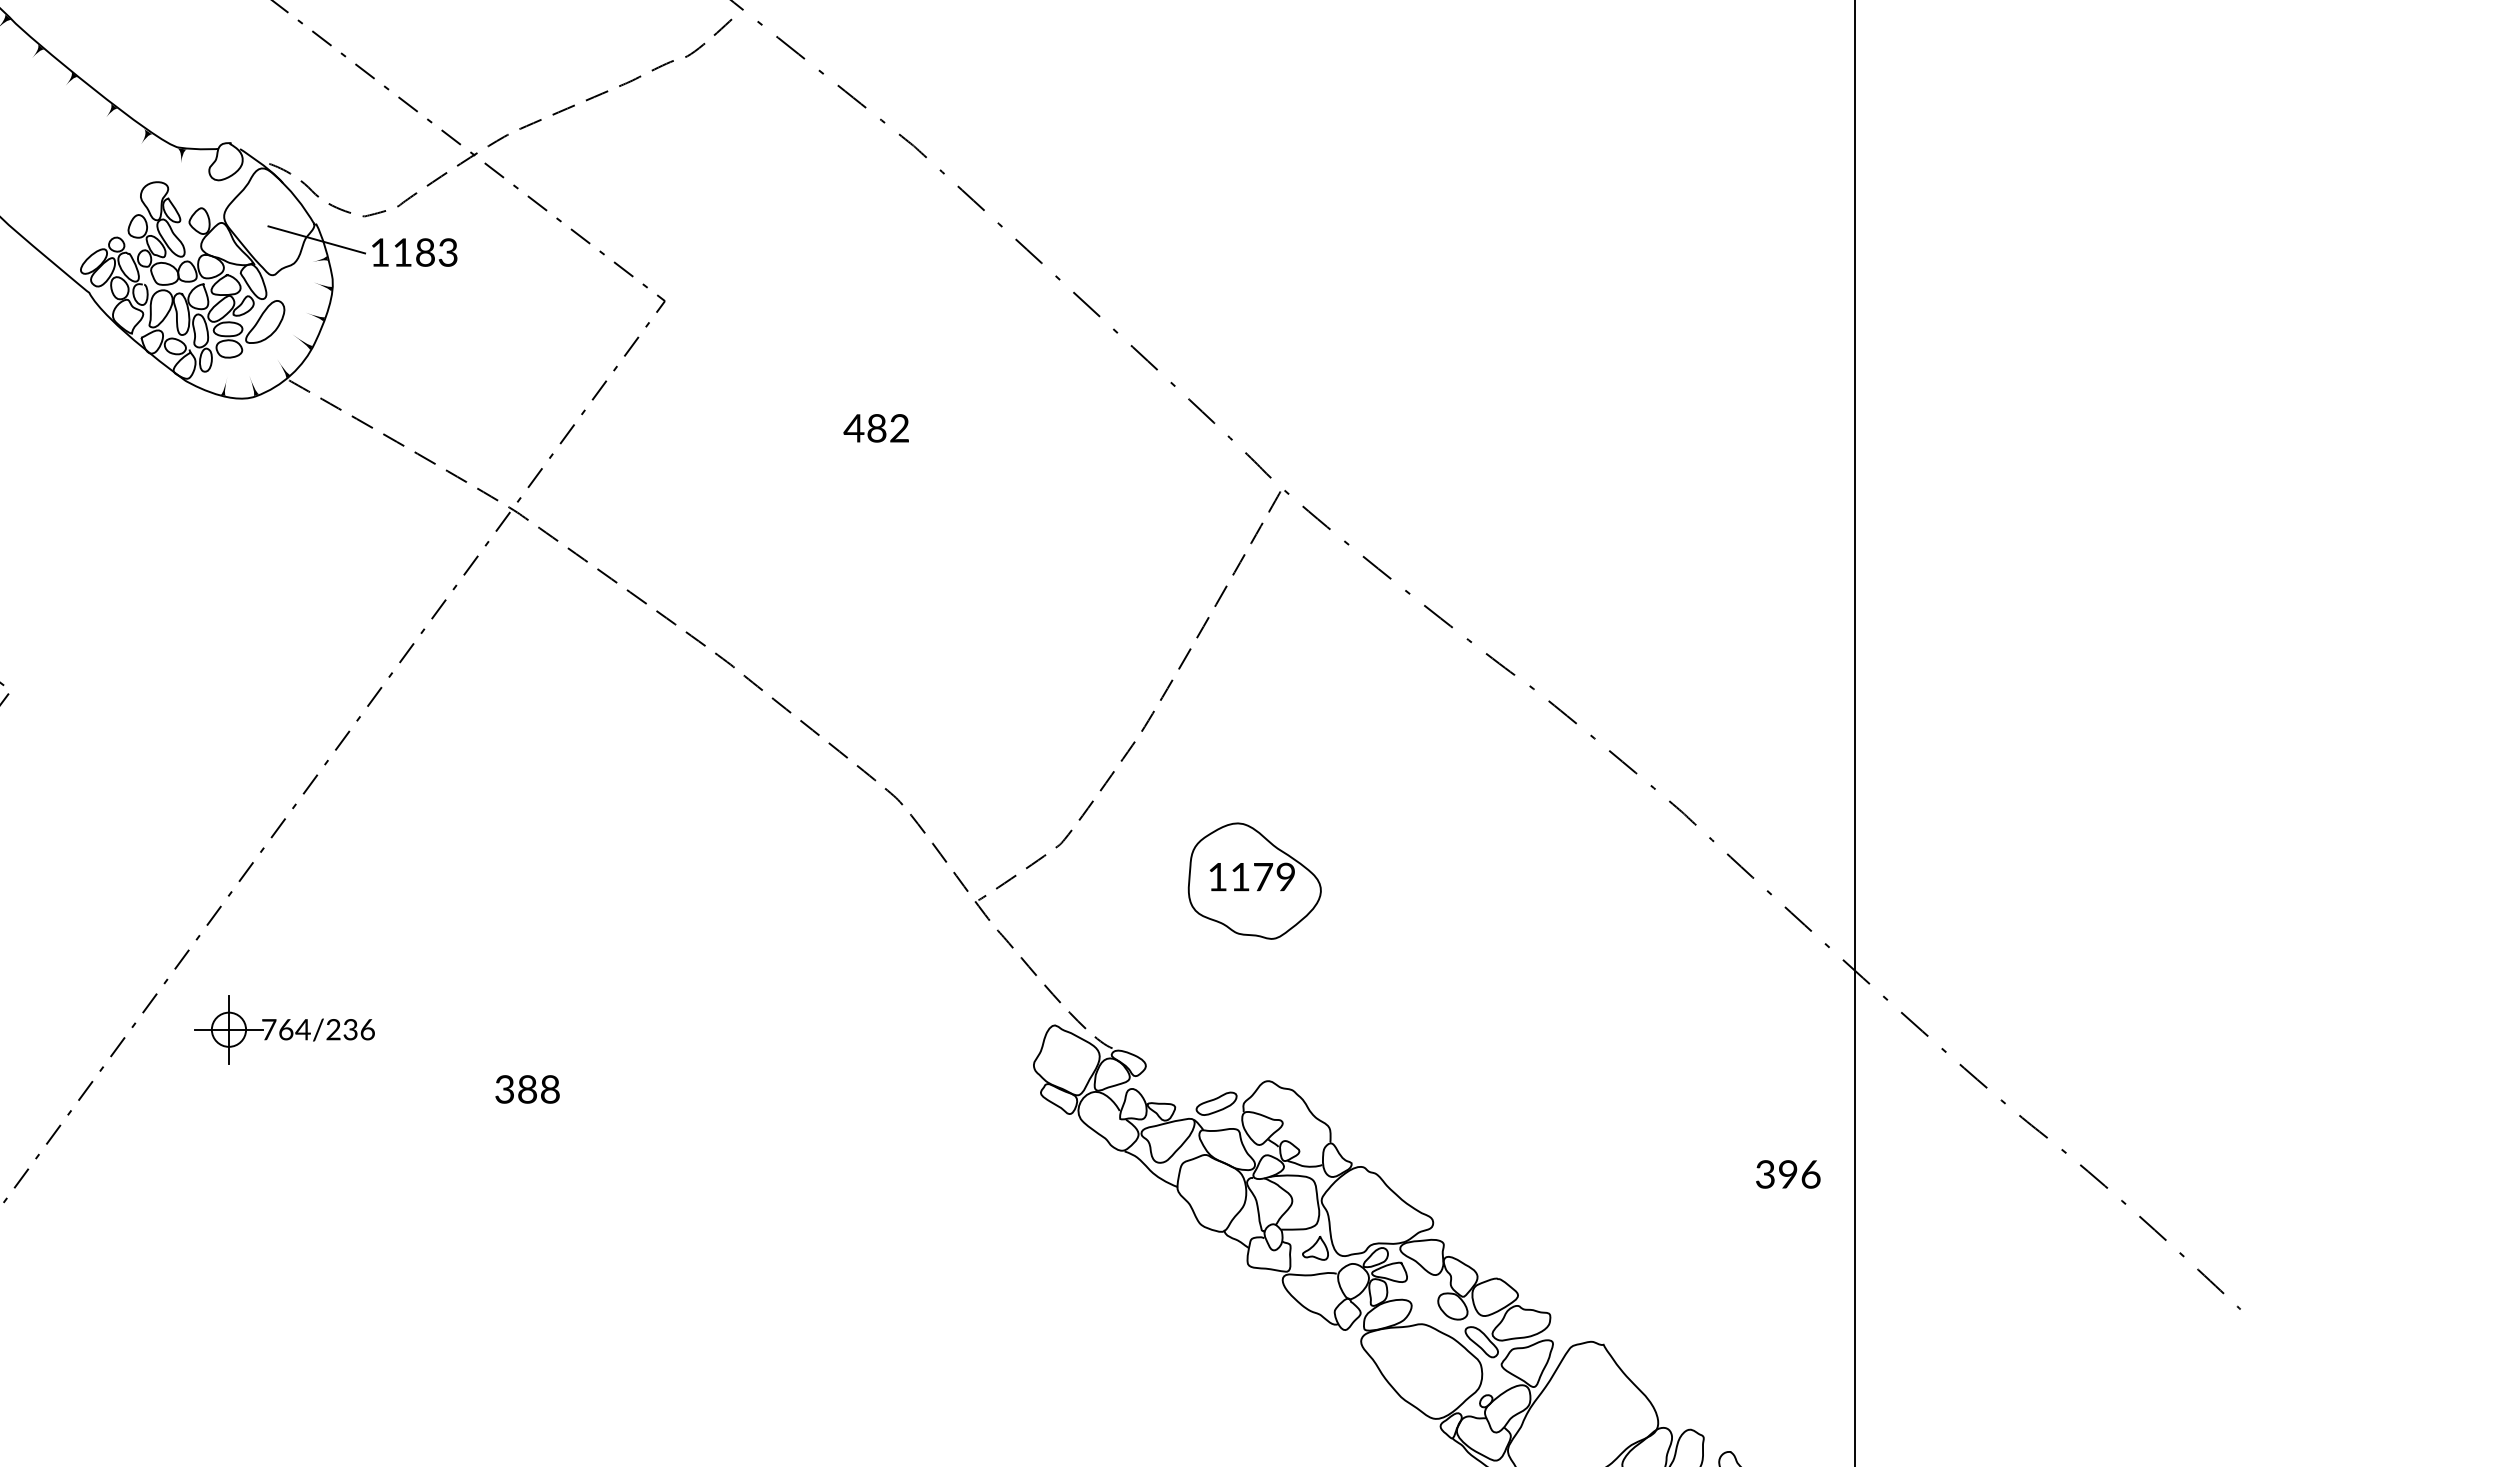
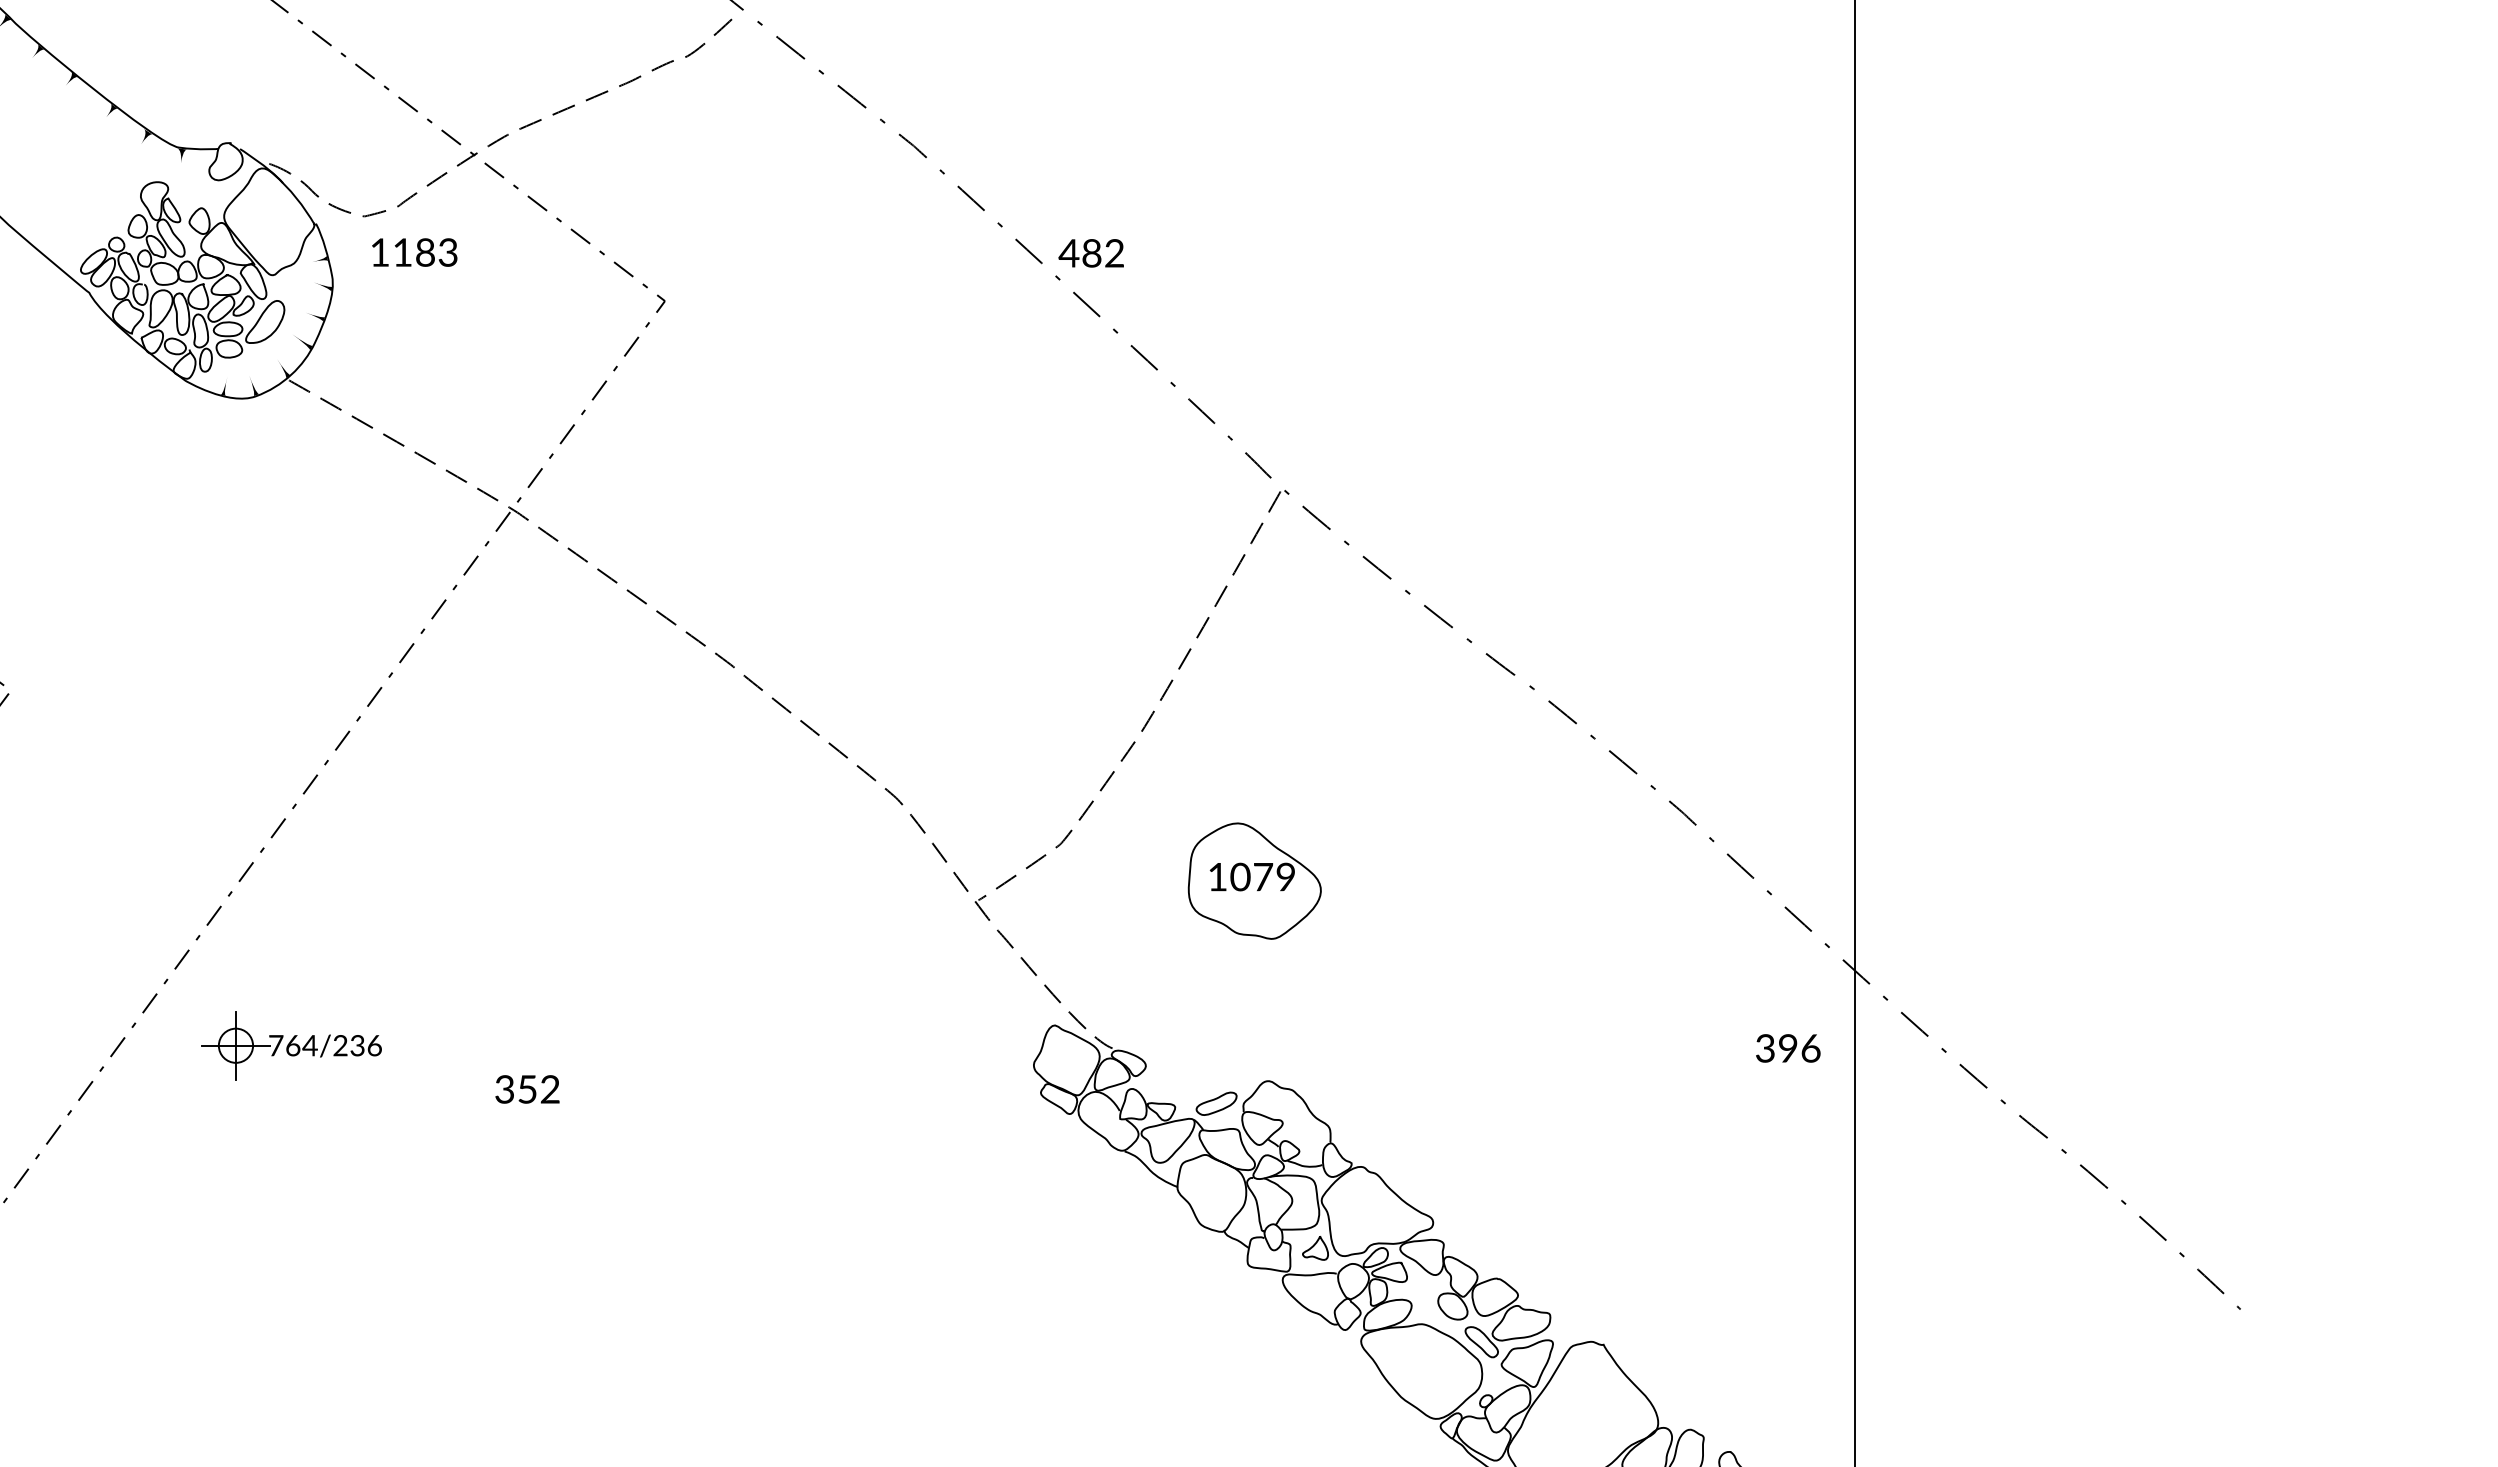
line: present -> none (316, 239)
text position: (875, 428) -> (1090, 253) (1090, 253)
text: 1179 -> 1079 (1240, 876)
part position: (284, 1029) -> (291, 1045) (291, 1045)
text: 388 -> 352 (538, 1089)
text position: (1788, 1174) -> (1788, 1048) (1788, 1048)
